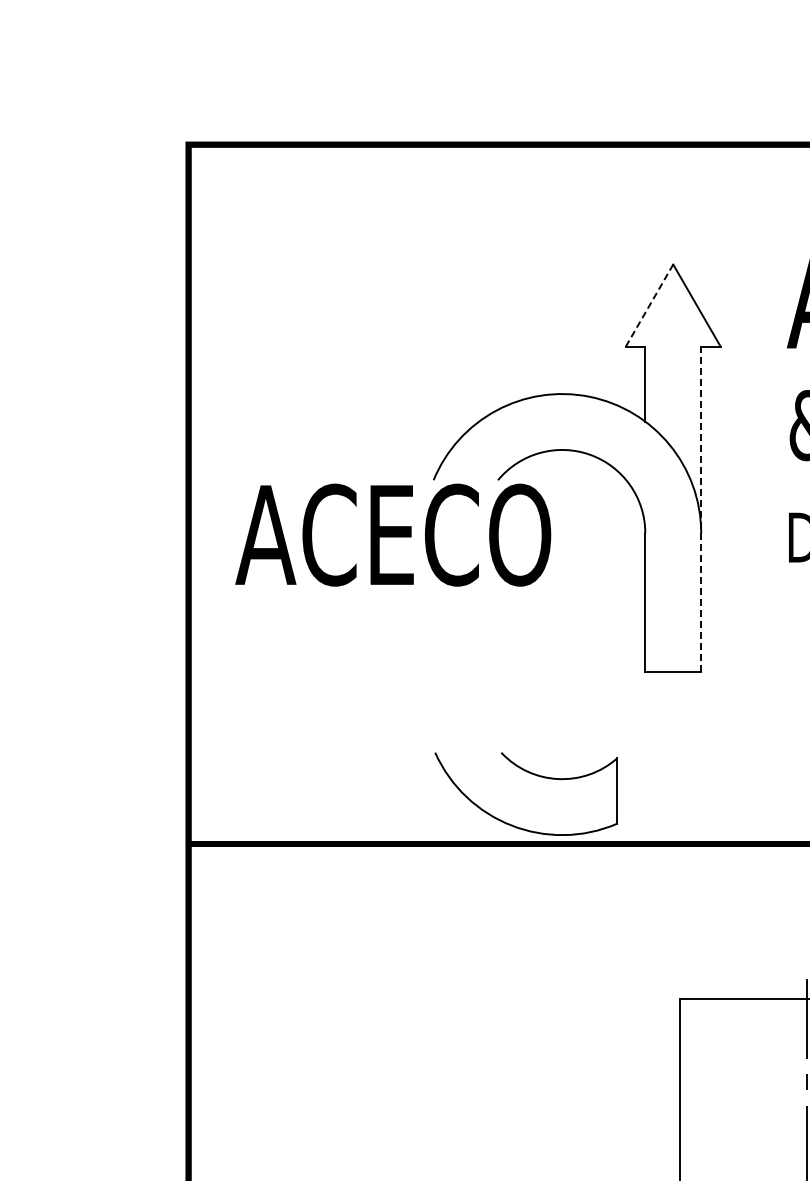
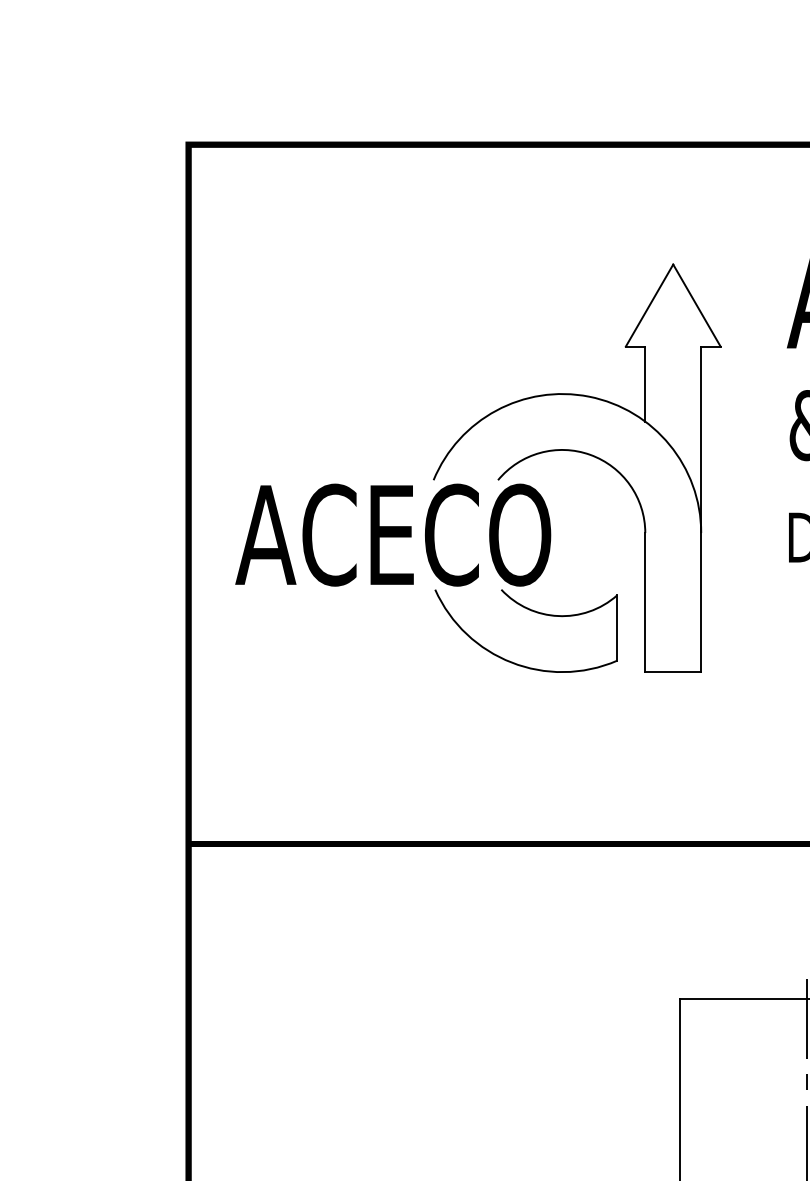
line: dashed -> solid (649, 305)
line: dashed -> solid (701, 509)
part position: (531, 774) -> (531, 611) (531, 611)
